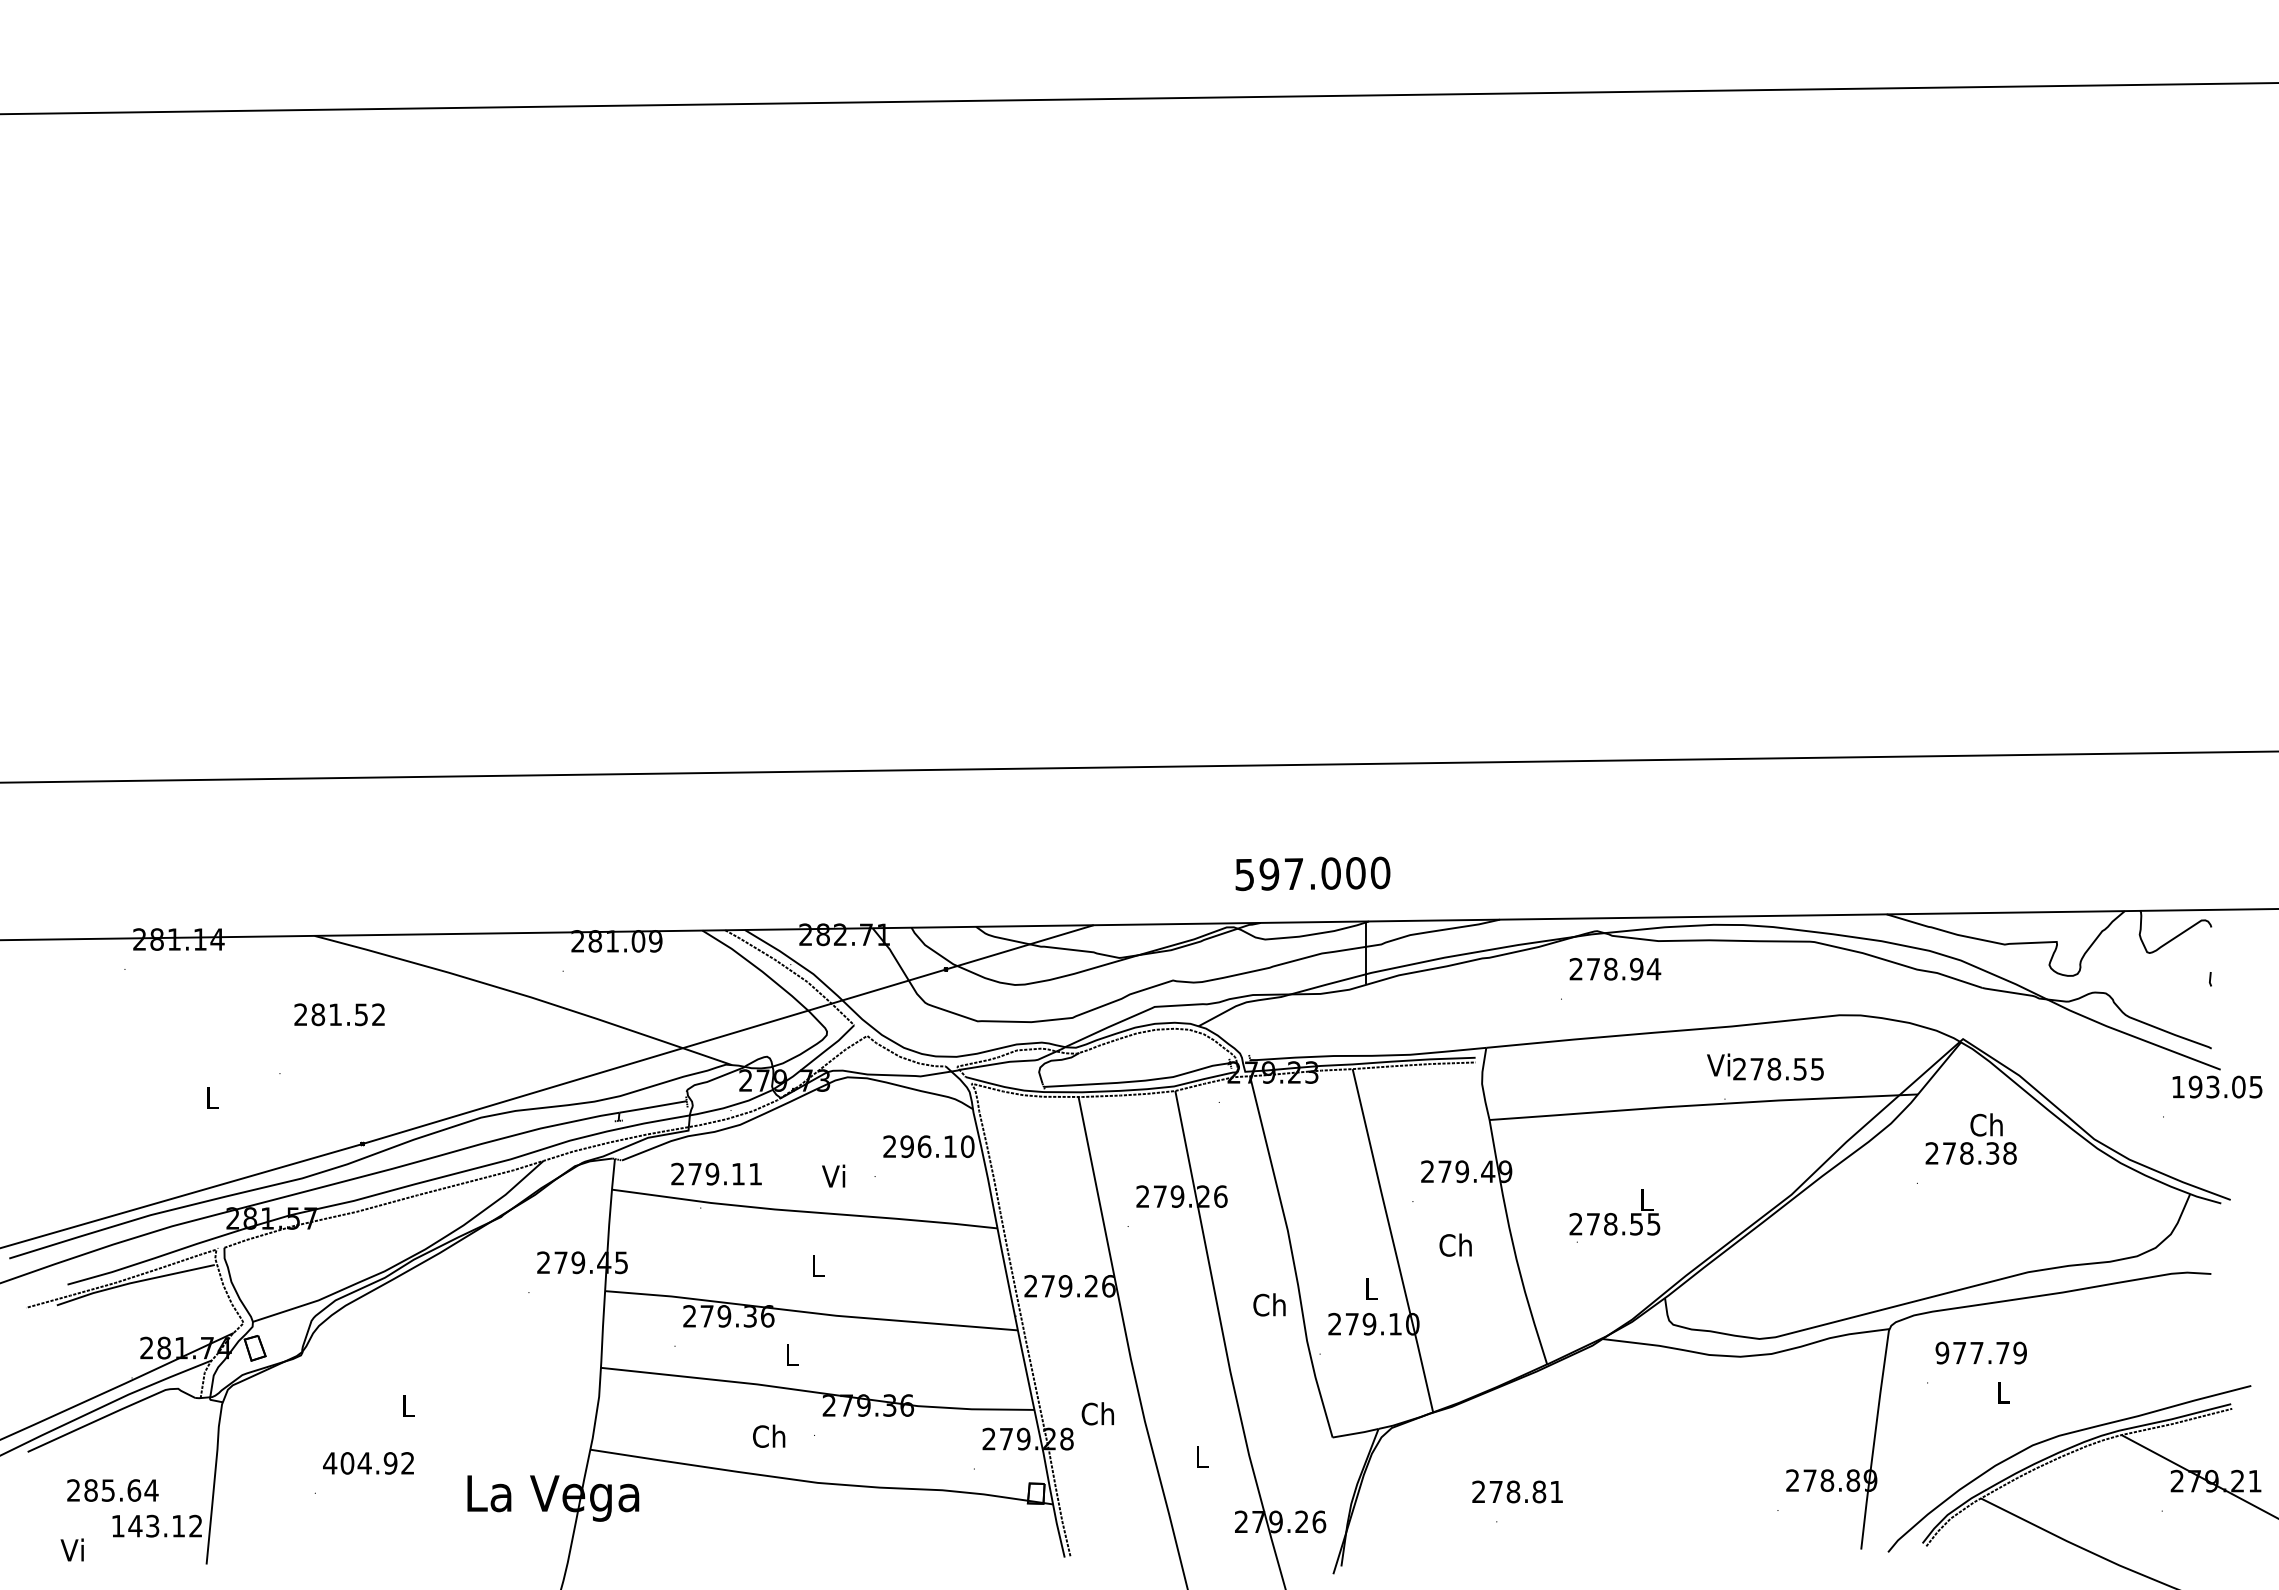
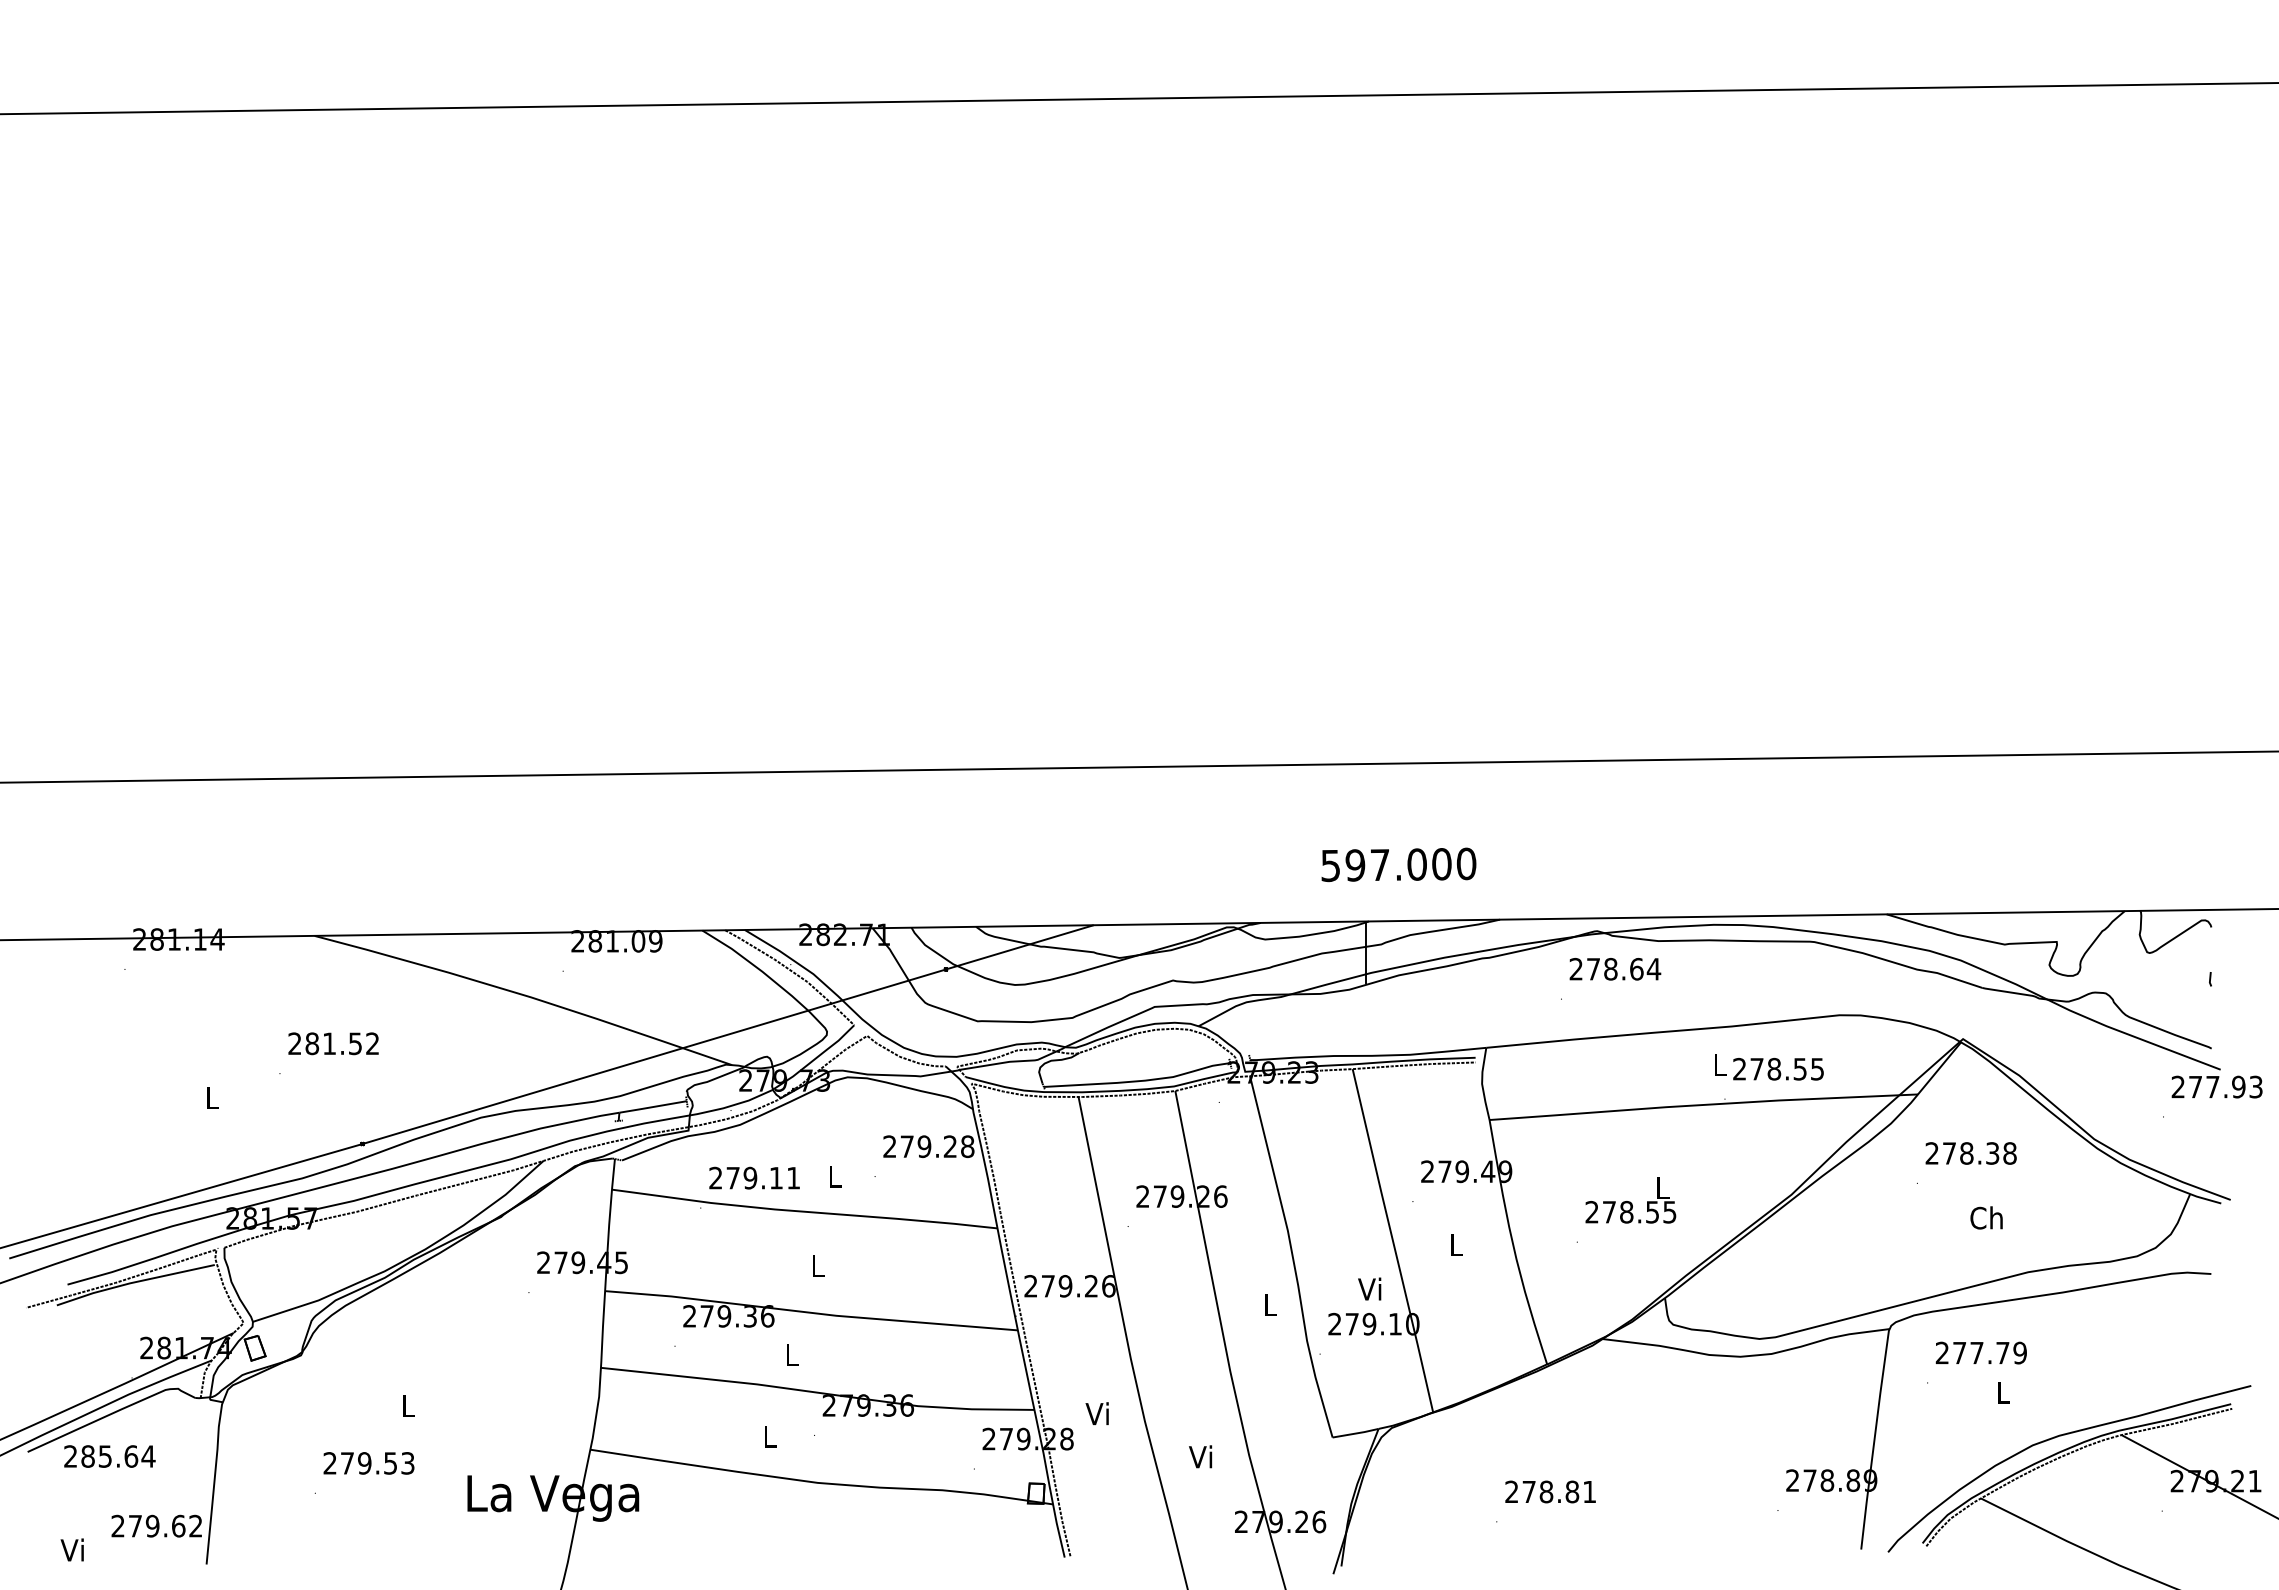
text position: (1312, 873) -> (1398, 864) (1398, 864)
text: 278.94 -> 278.64 (1636, 968)
text position: (339, 1014) -> (333, 1043) (333, 1043)
text: Vi -> L (1718, 1064)
text: 193.05 -> 277.93 (2216, 1086)
text position: (1986, 1124) -> (1986, 1217) (1986, 1217)
text: 296.10 -> 279.28 (937, 1146)
text position: (716, 1173) -> (754, 1177) (754, 1177)
text: Vi -> L (833, 1175)
text position: (1614, 1212) -> (1630, 1200) (1630, 1200)
text: Ch -> L (1455, 1244)
text: L -> Vi (1369, 1288)
text: Ch -> L (1269, 1304)
text: 977.79 -> 277.79 (1942, 1352)
text: Ch -> Vi (1097, 1413)
text: Ch -> L (769, 1435)
text: L -> Vi (1200, 1456)
text: 404.92 -> 279.53 (368, 1463)
text position: (112, 1490) -> (109, 1456) (109, 1456)
text position: (1517, 1491) -> (1550, 1491) (1550, 1491)
text: 143.12 -> 279.62 (148, 1525)
